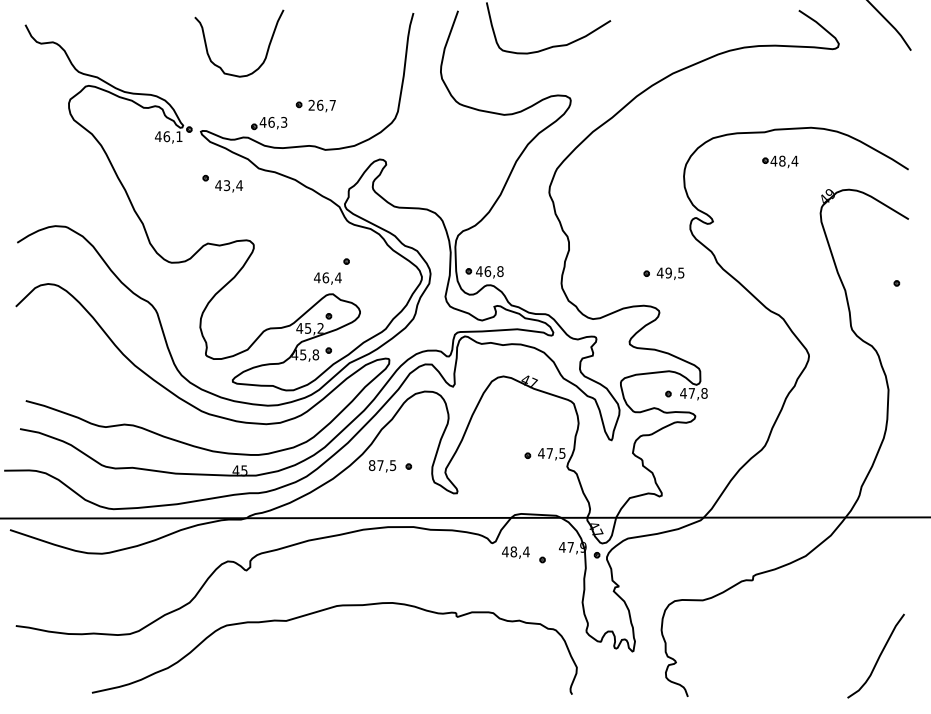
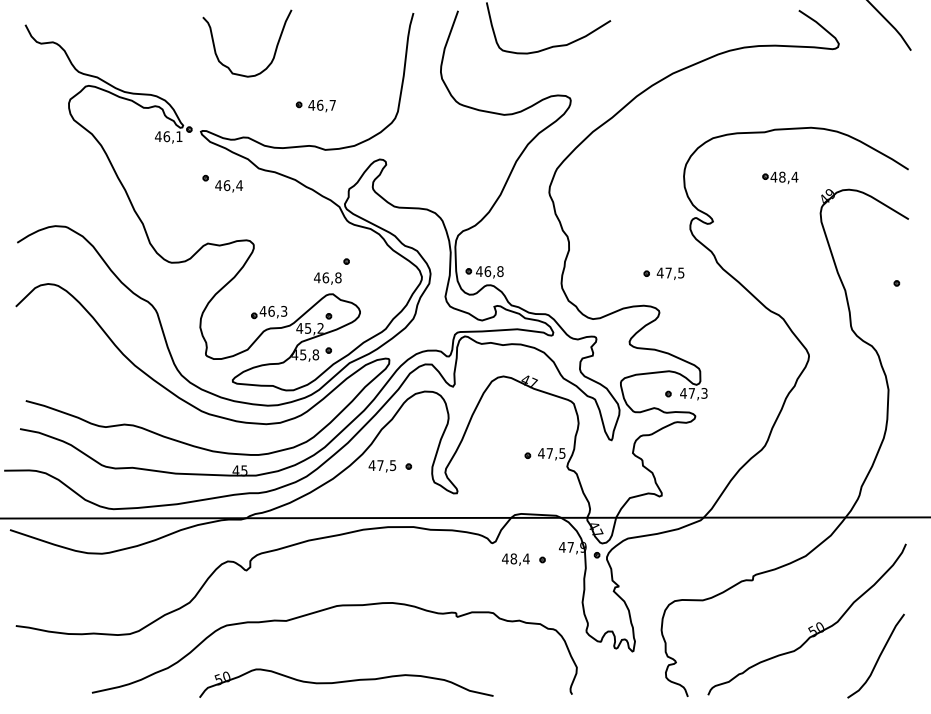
curve position: (266, 51) -> (274, 51) (274, 51)
text: 26,7 -> 46,7 (311, 104)
part position: (269, 123) -> (269, 312) (269, 312)
part position: (780, 161) -> (780, 177) (780, 177)
text: 43,4 -> 46,4 (226, 185)
text: 49,5 -> 47,5 (668, 272)
text: 46,4 -> 46,8 (338, 277)
text: 47,8 -> 47,3 (704, 393)
text: 87,5 -> 47,5 (371, 465)
text position: (515, 552) -> (515, 559) (515, 559)
part: none -> present (810, 626)
part: none -> present (346, 682)
